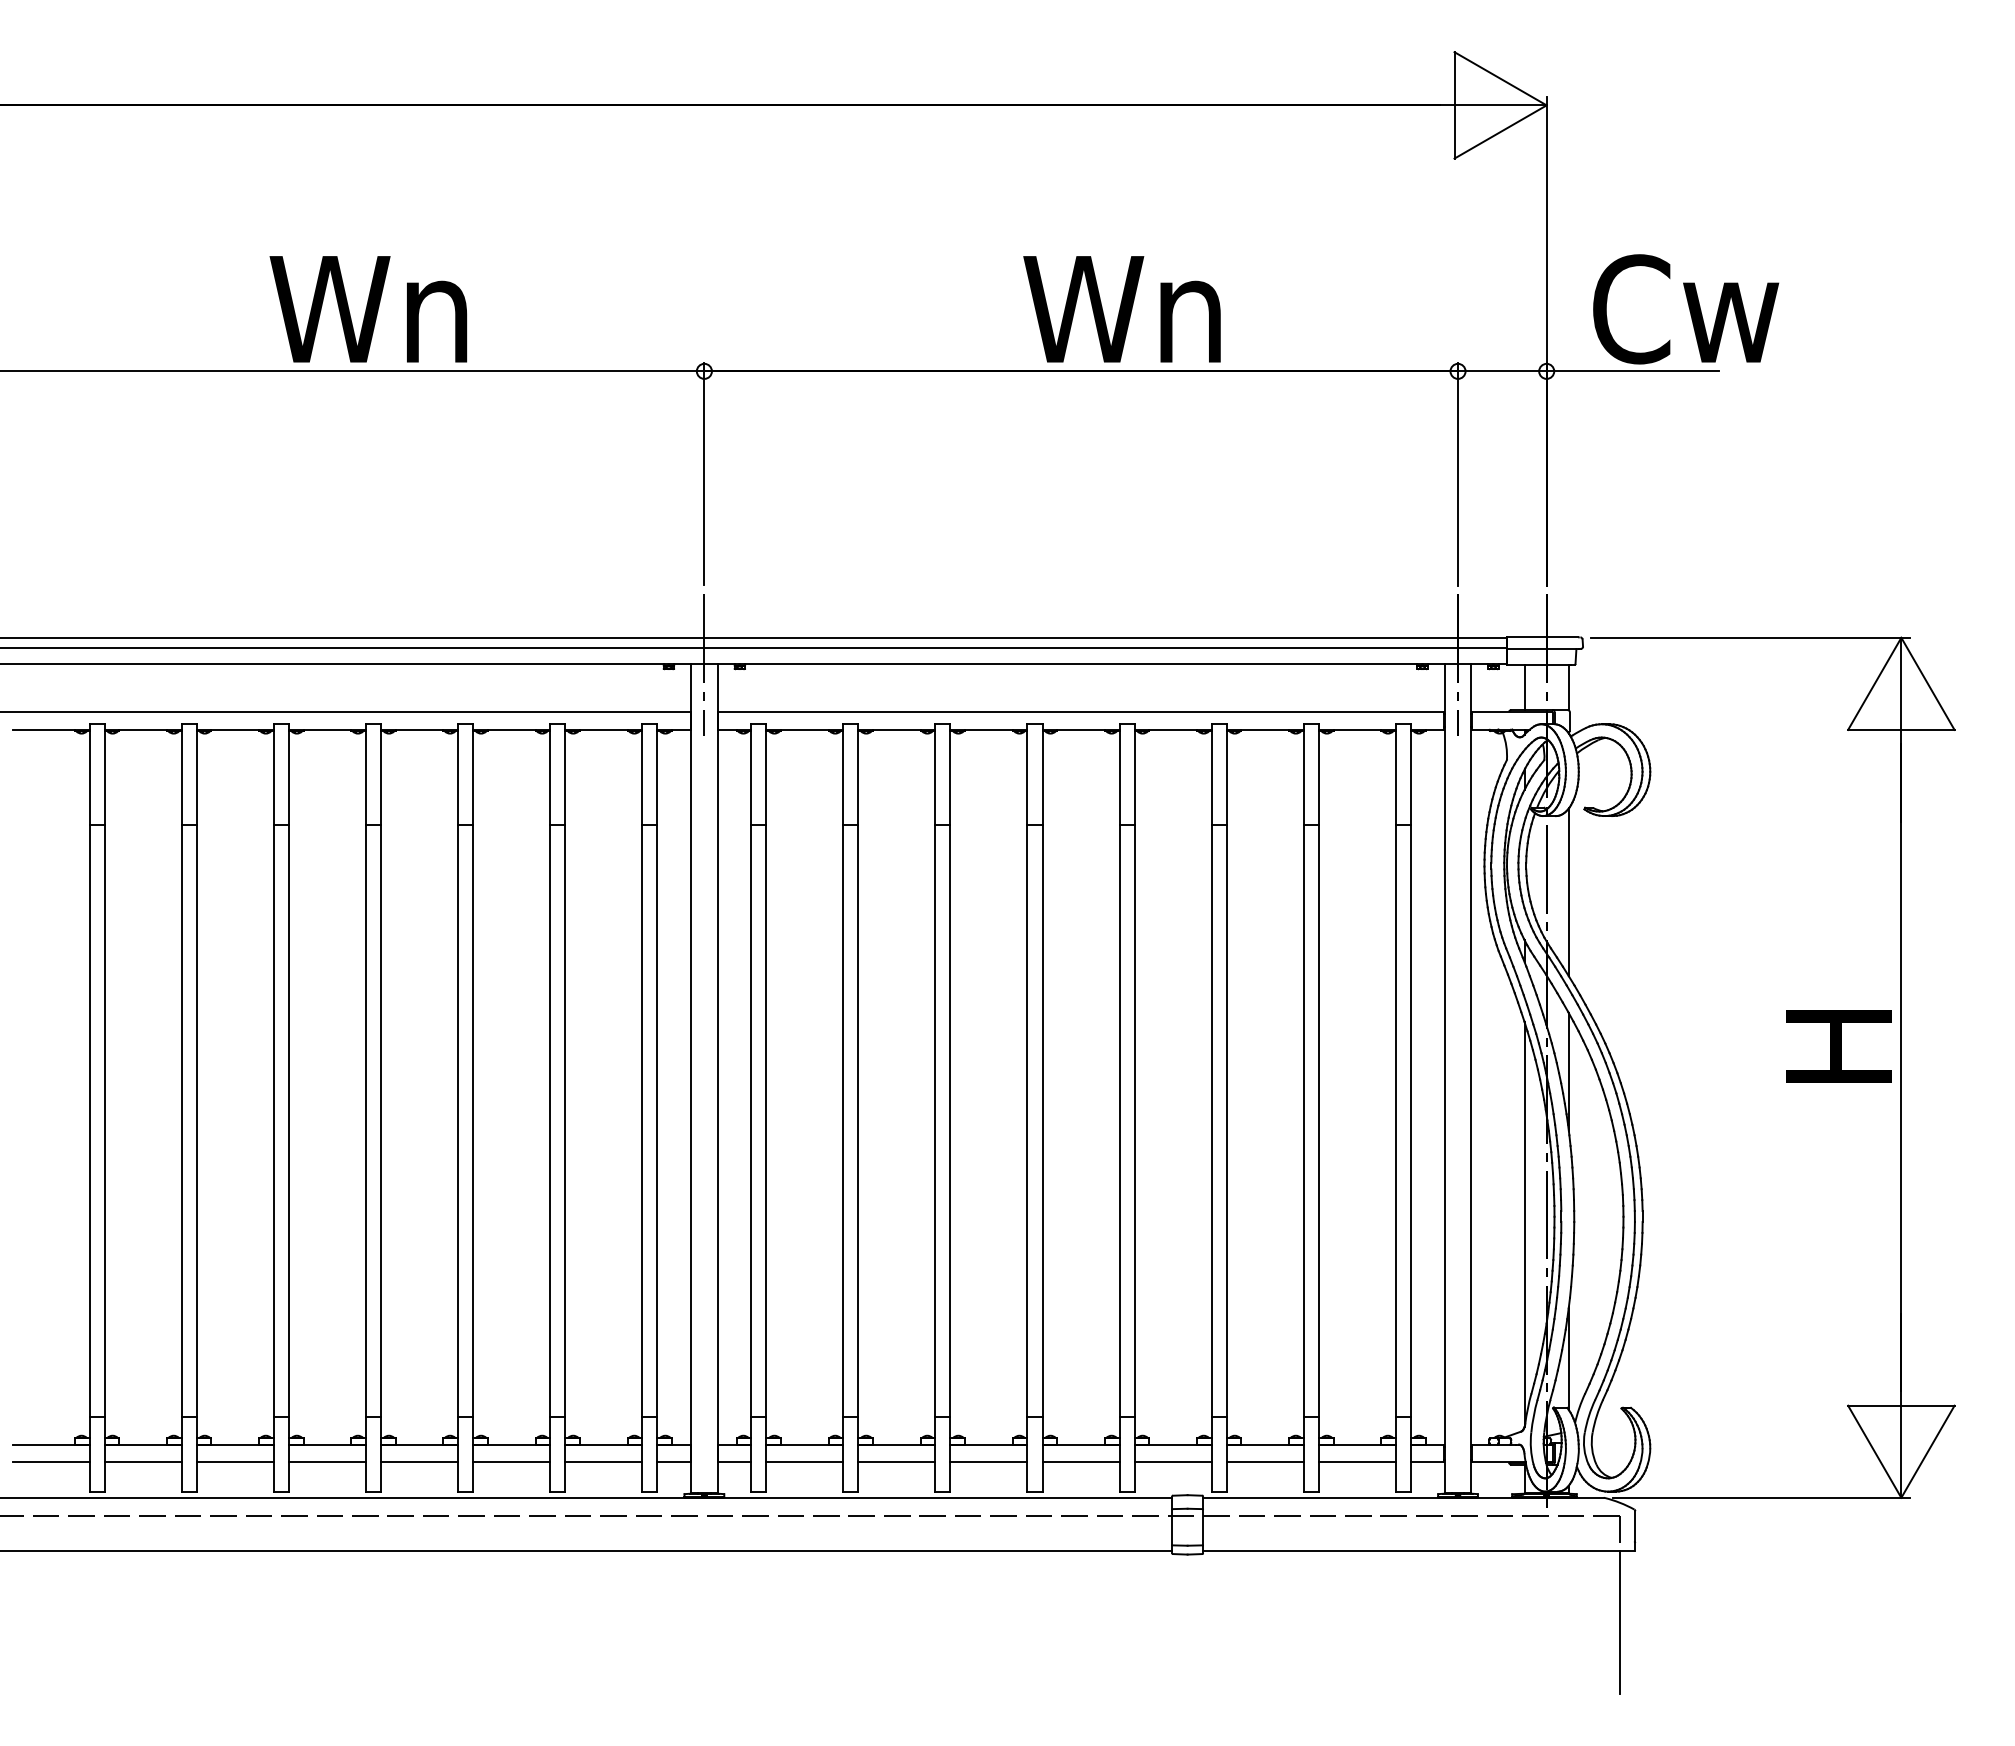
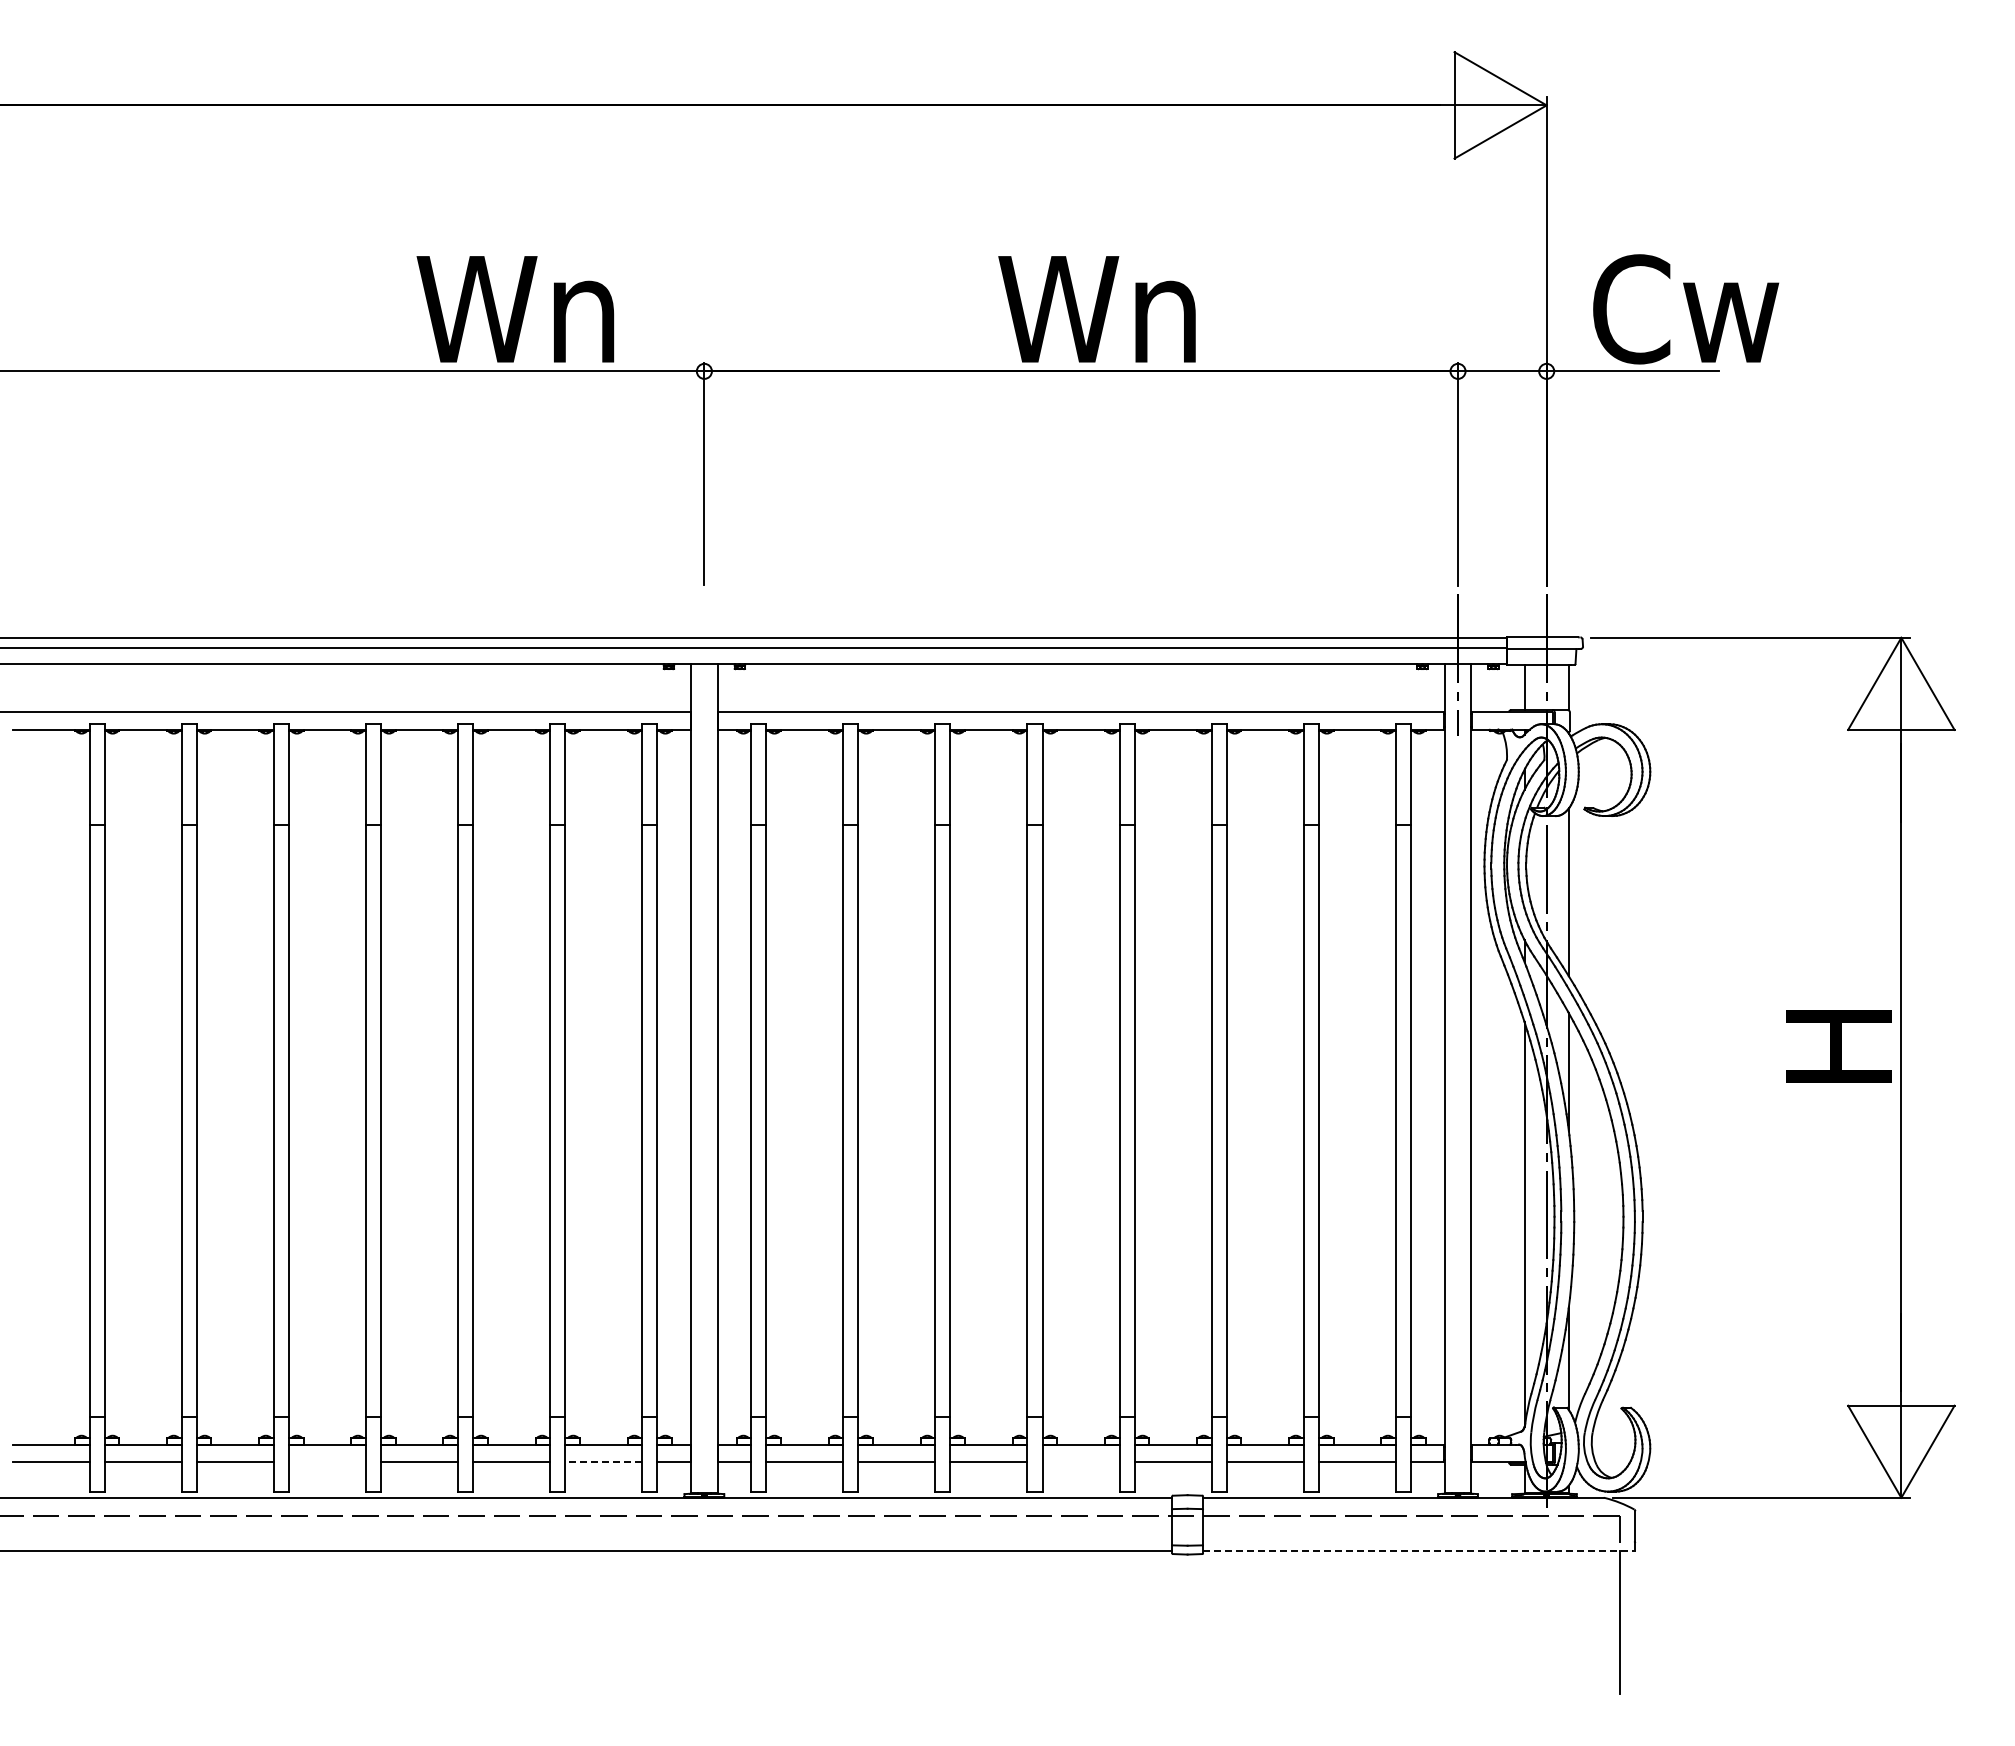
text position: (368, 309) -> (515, 309) (515, 309)
text position: (1121, 309) -> (1096, 309) (1096, 309)
line: present -> none (704, 665)
line: present -> none (326, 1462)
line: solid -> dashed (603, 1462)
line: present -> none (1080, 1462)
line: solid -> dashed (1418, 1551)
